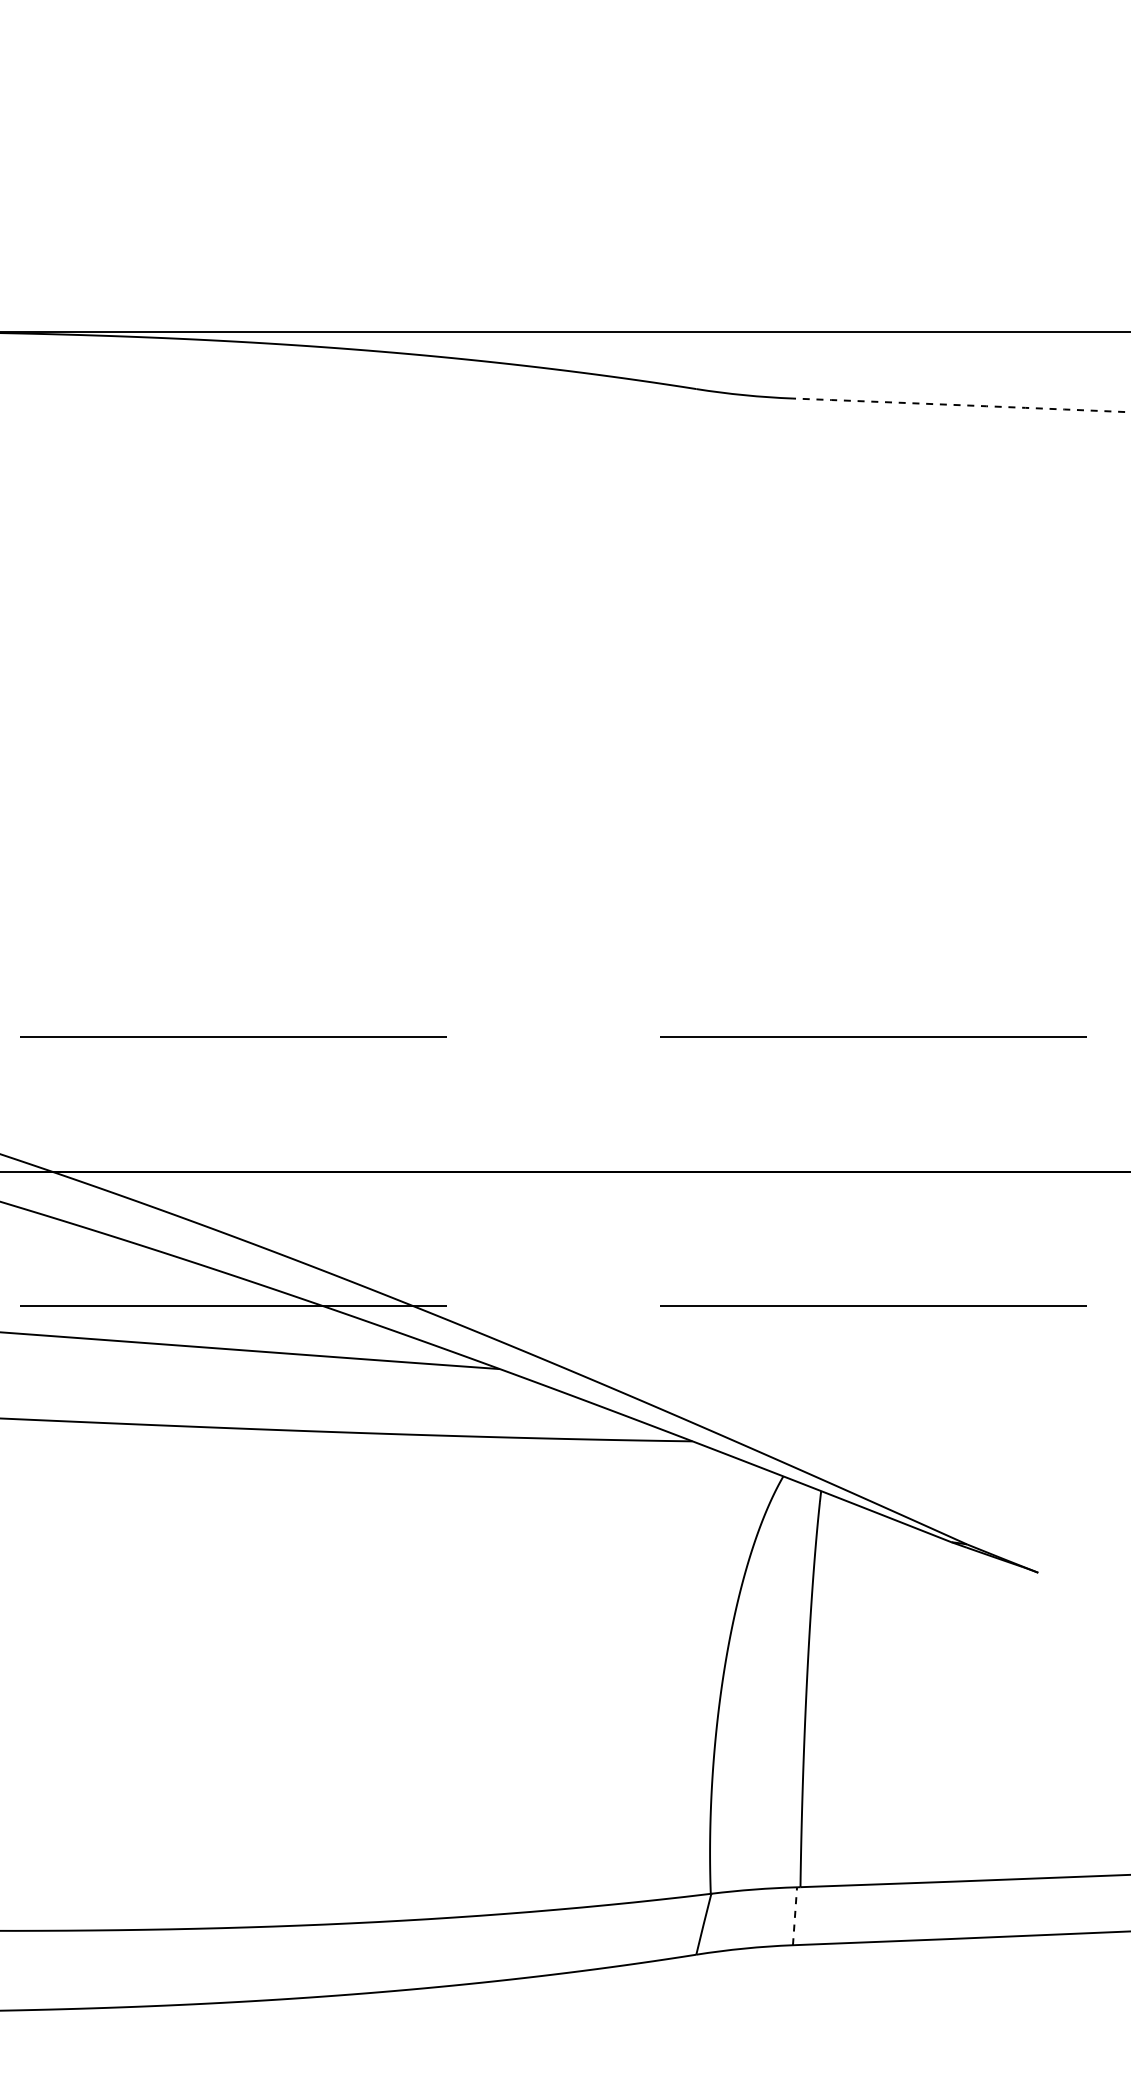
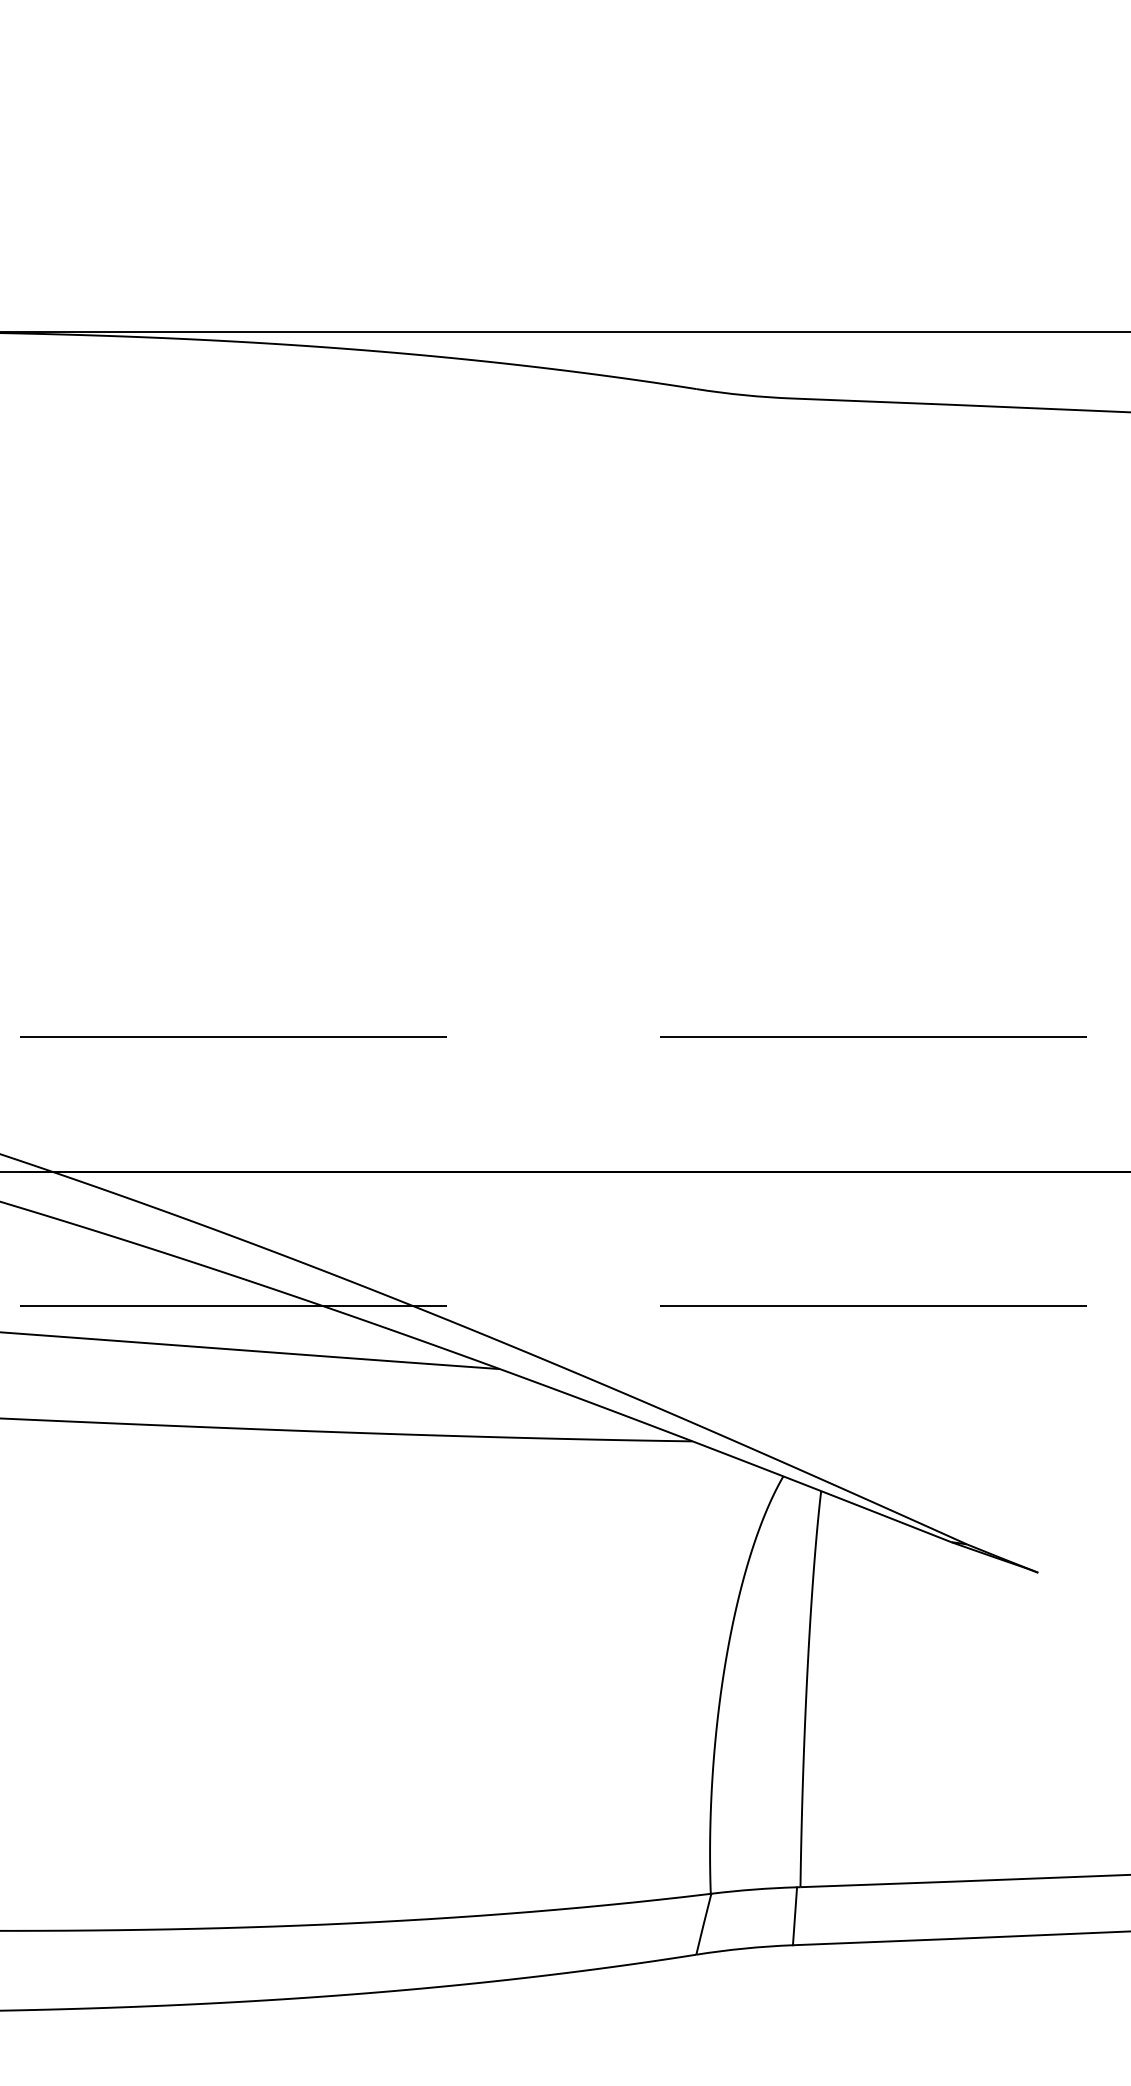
arc: dashed -> solid (961, 405)
line: dashed -> solid (795, 1915)
